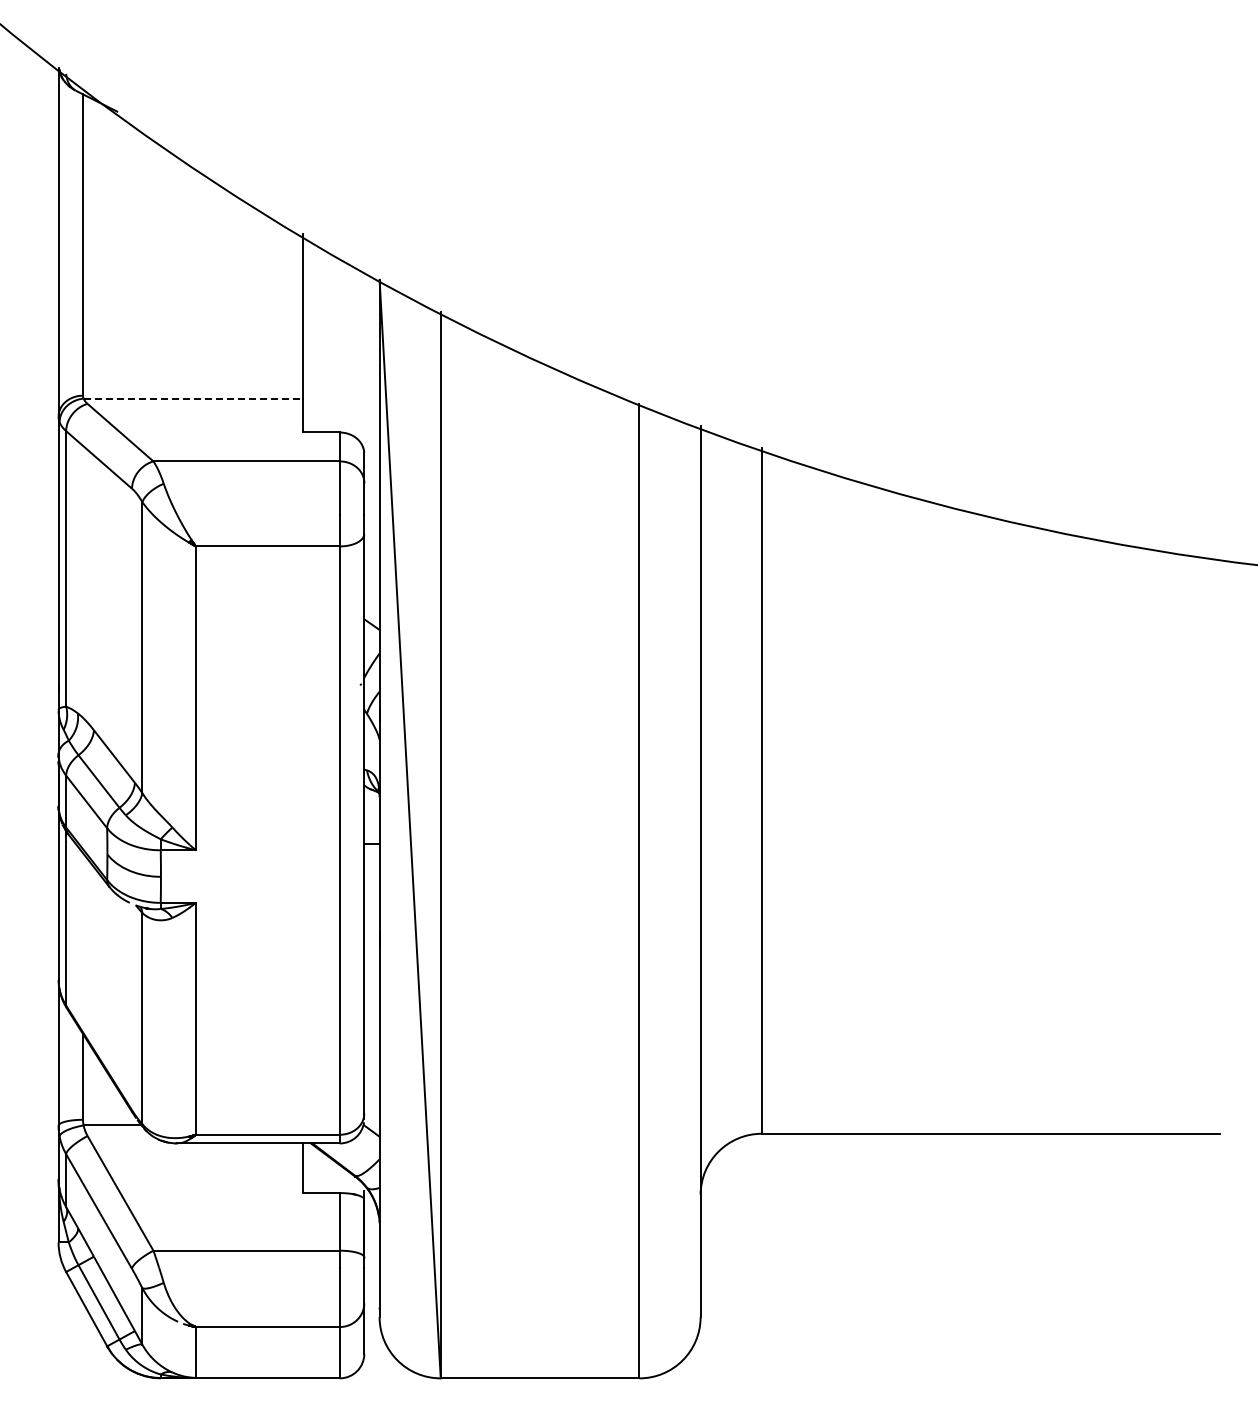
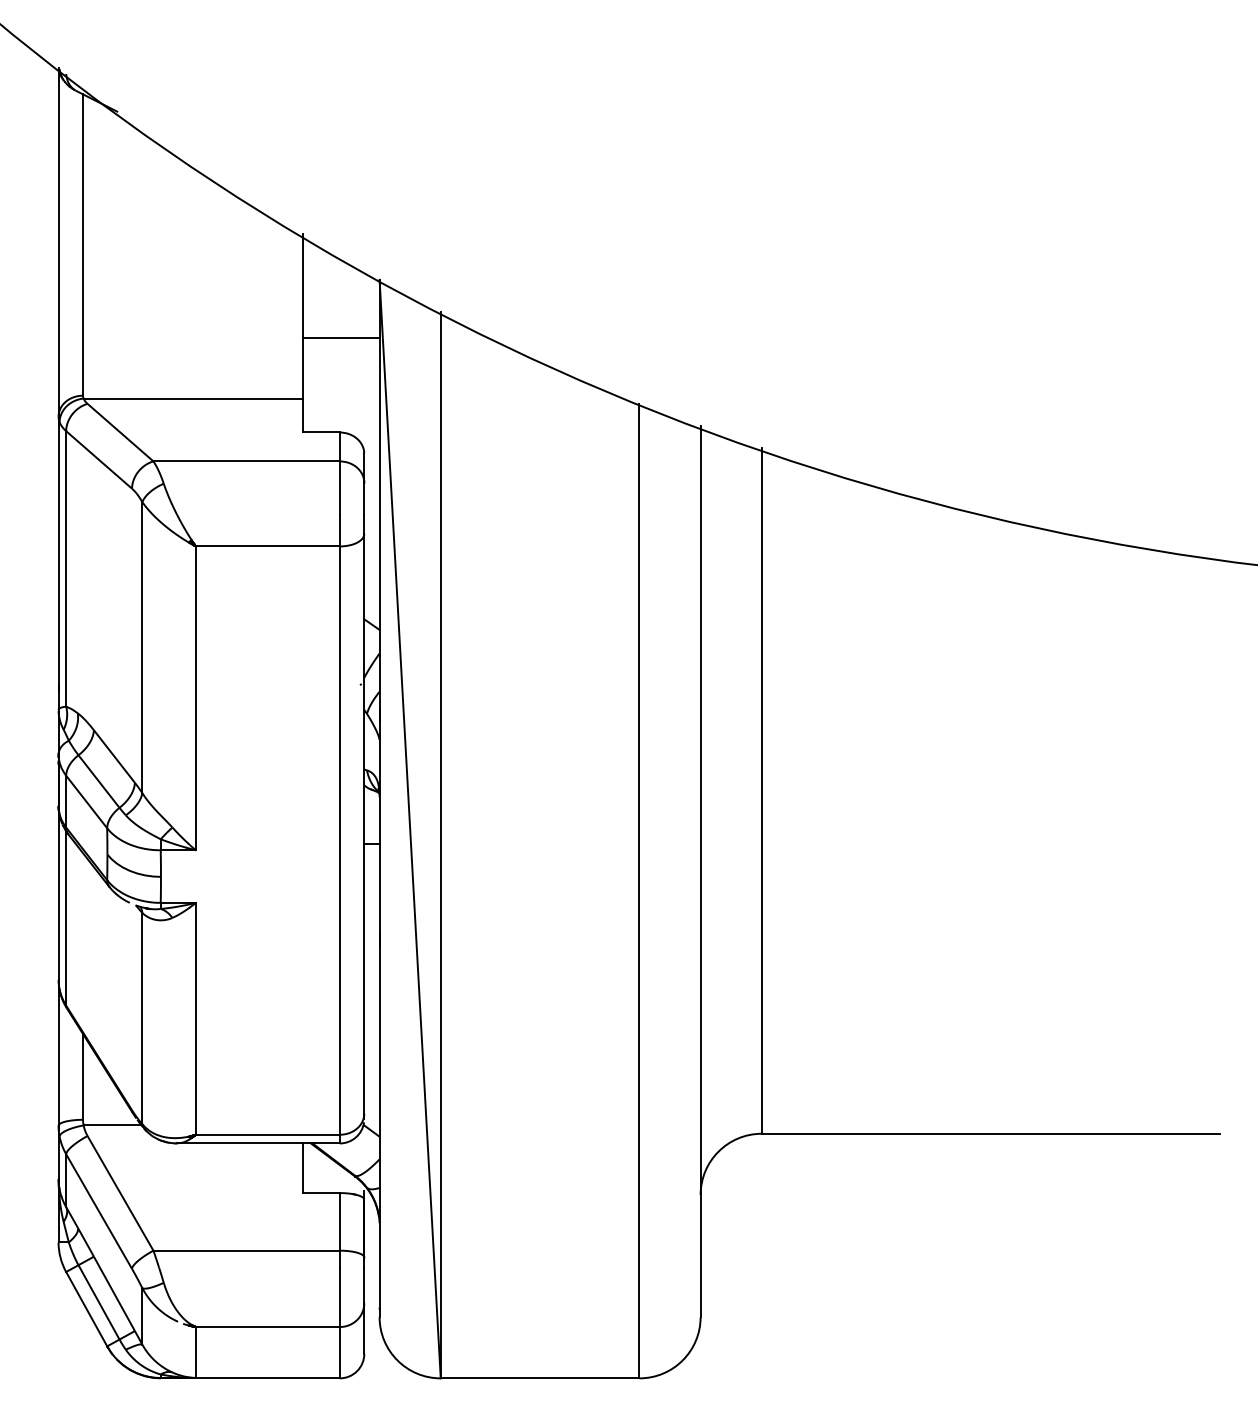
line: none -> present (341, 337)
line: dashed -> solid (193, 398)
